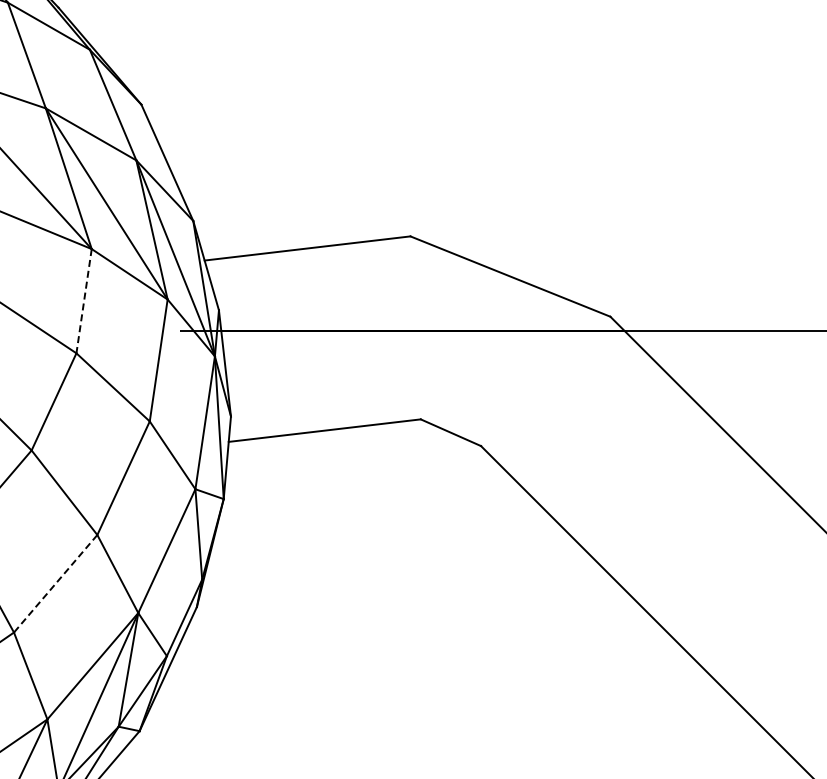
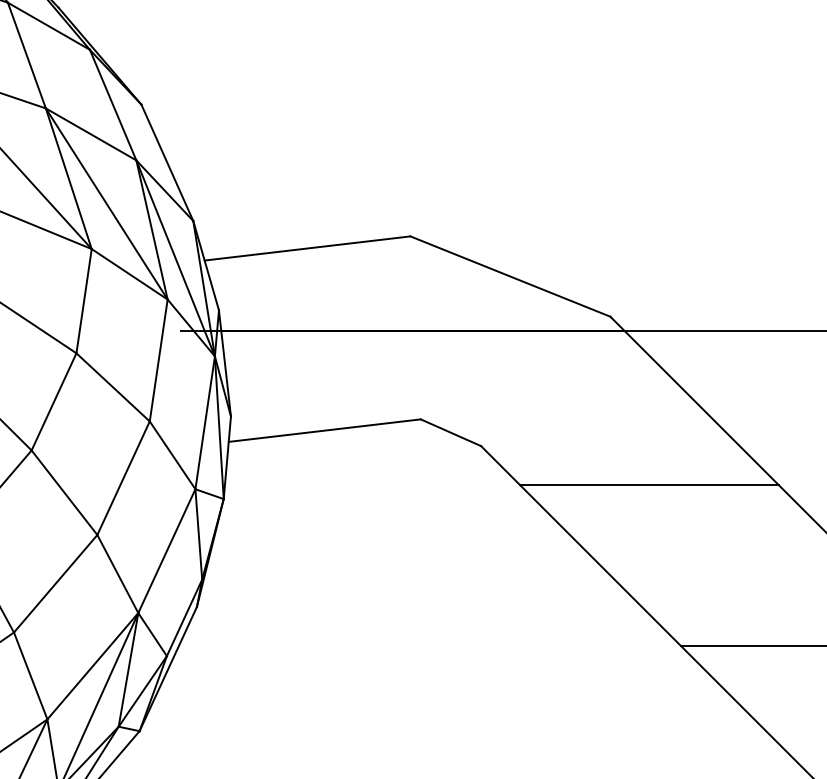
line: dashed -> solid (84, 301)
line: none -> present (649, 485)
line: dashed -> solid (55, 584)
line: none -> present (752, 646)
